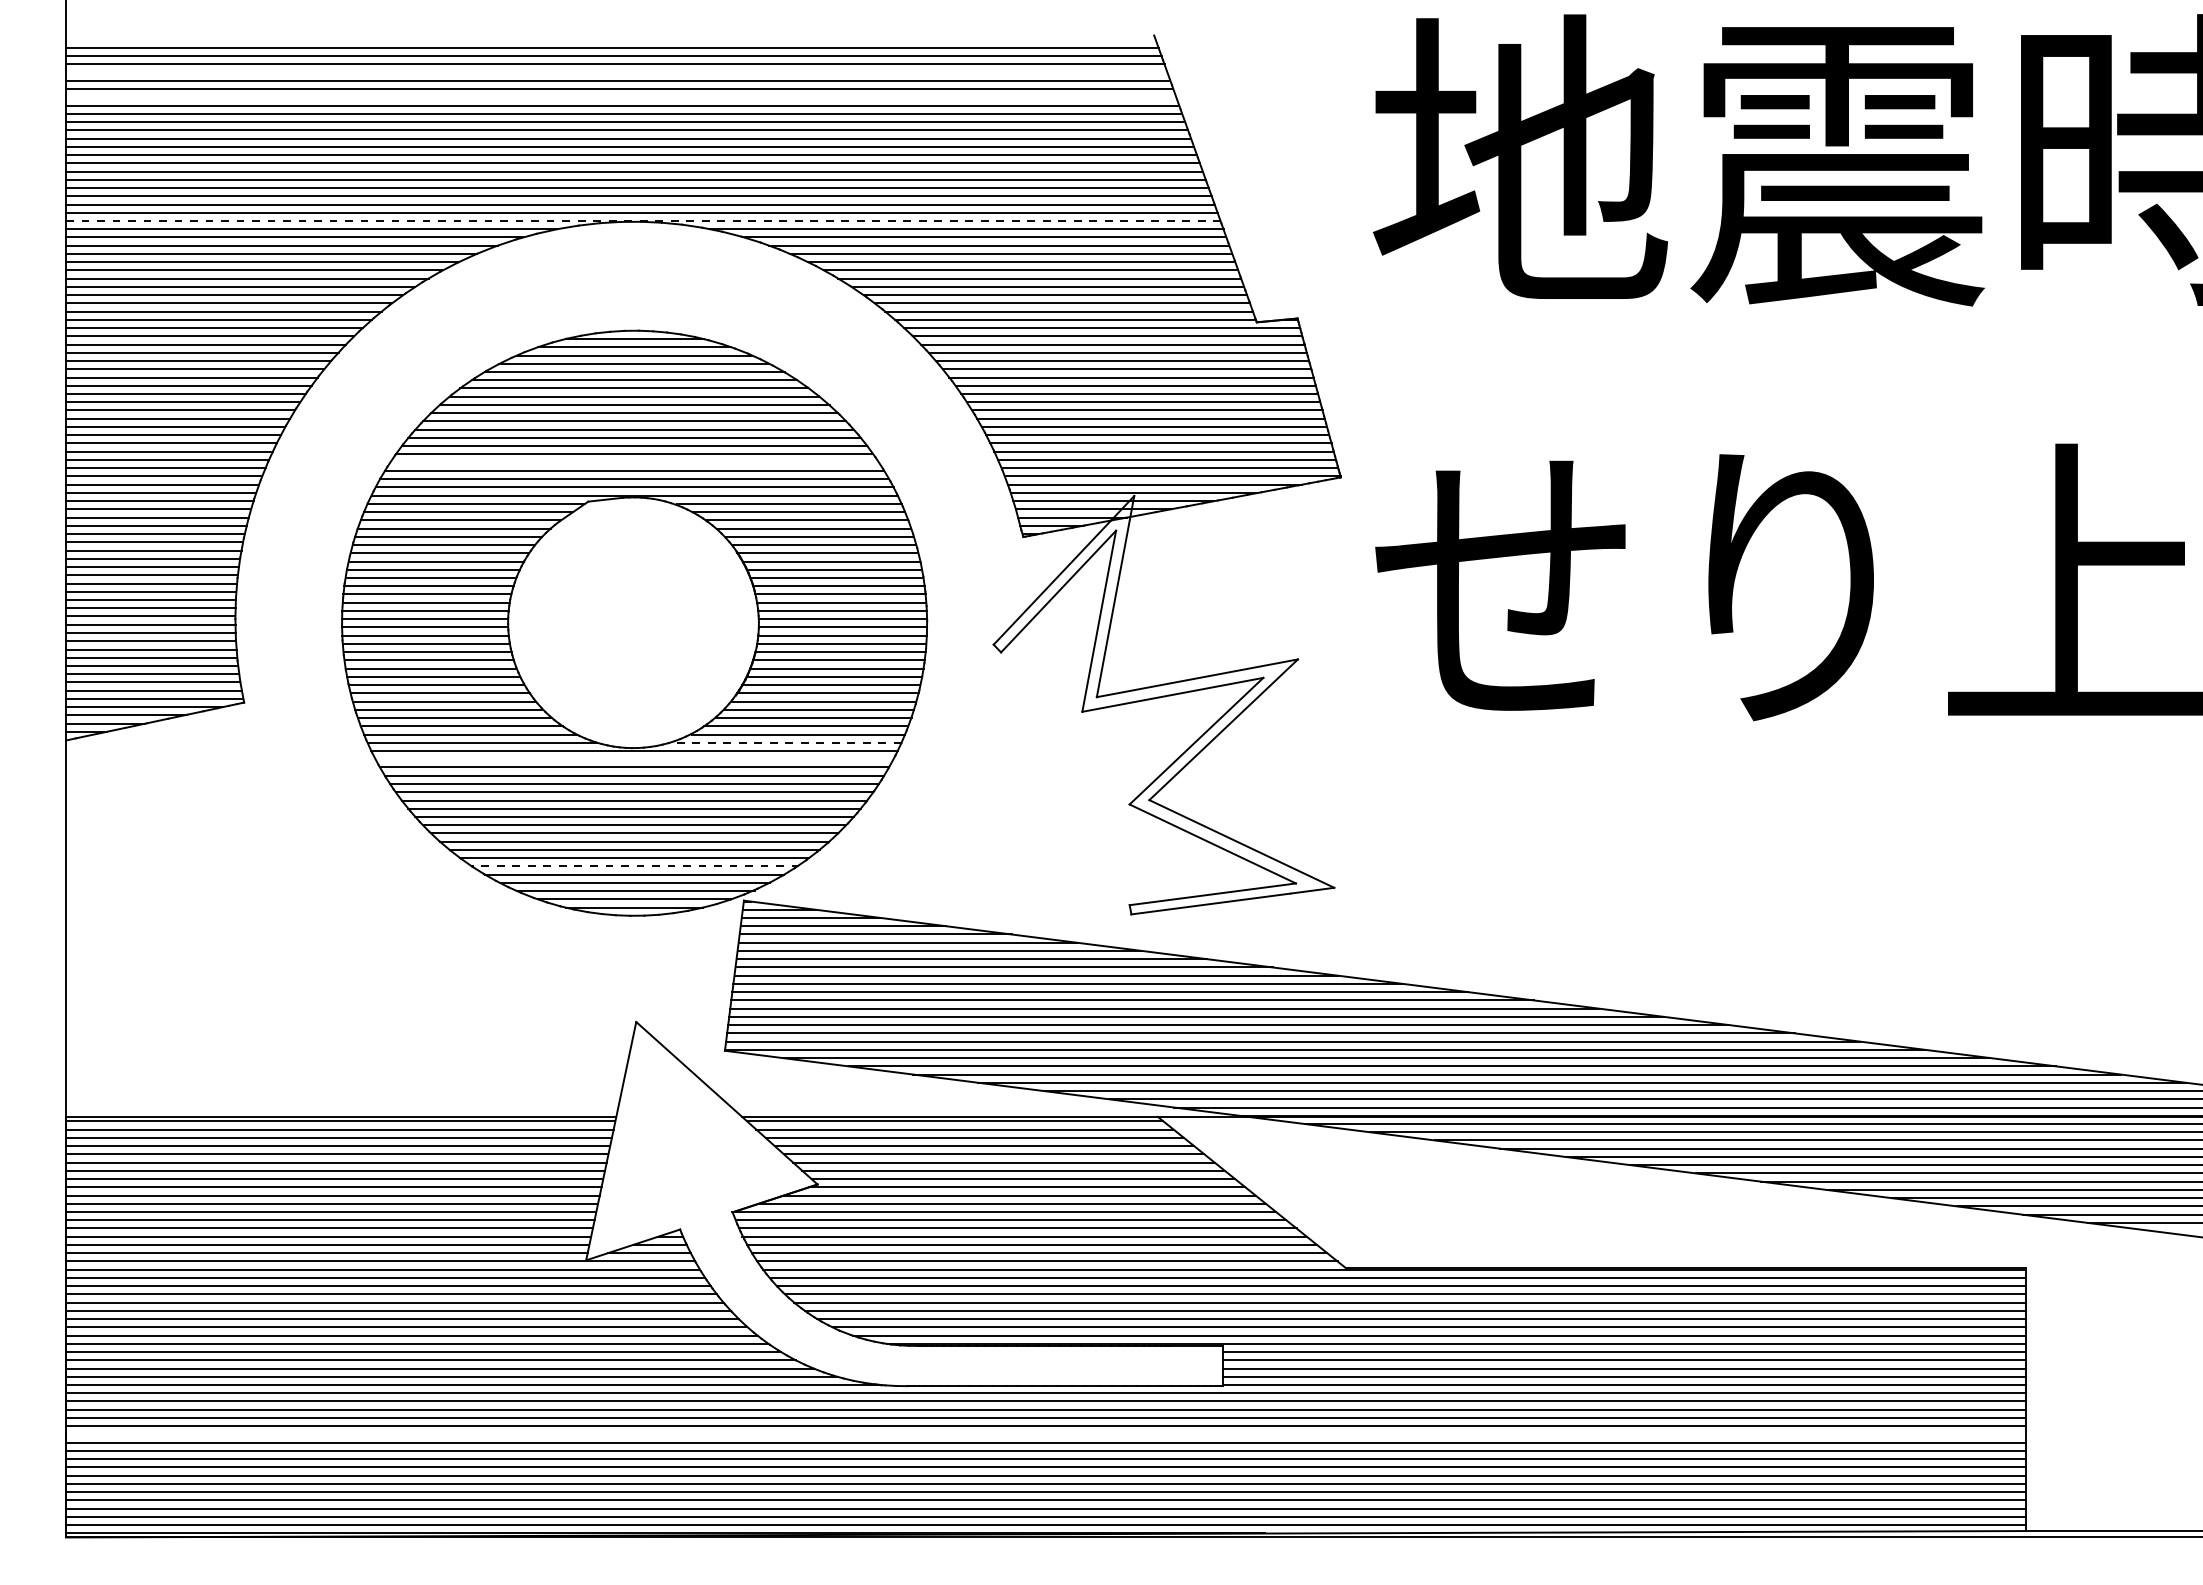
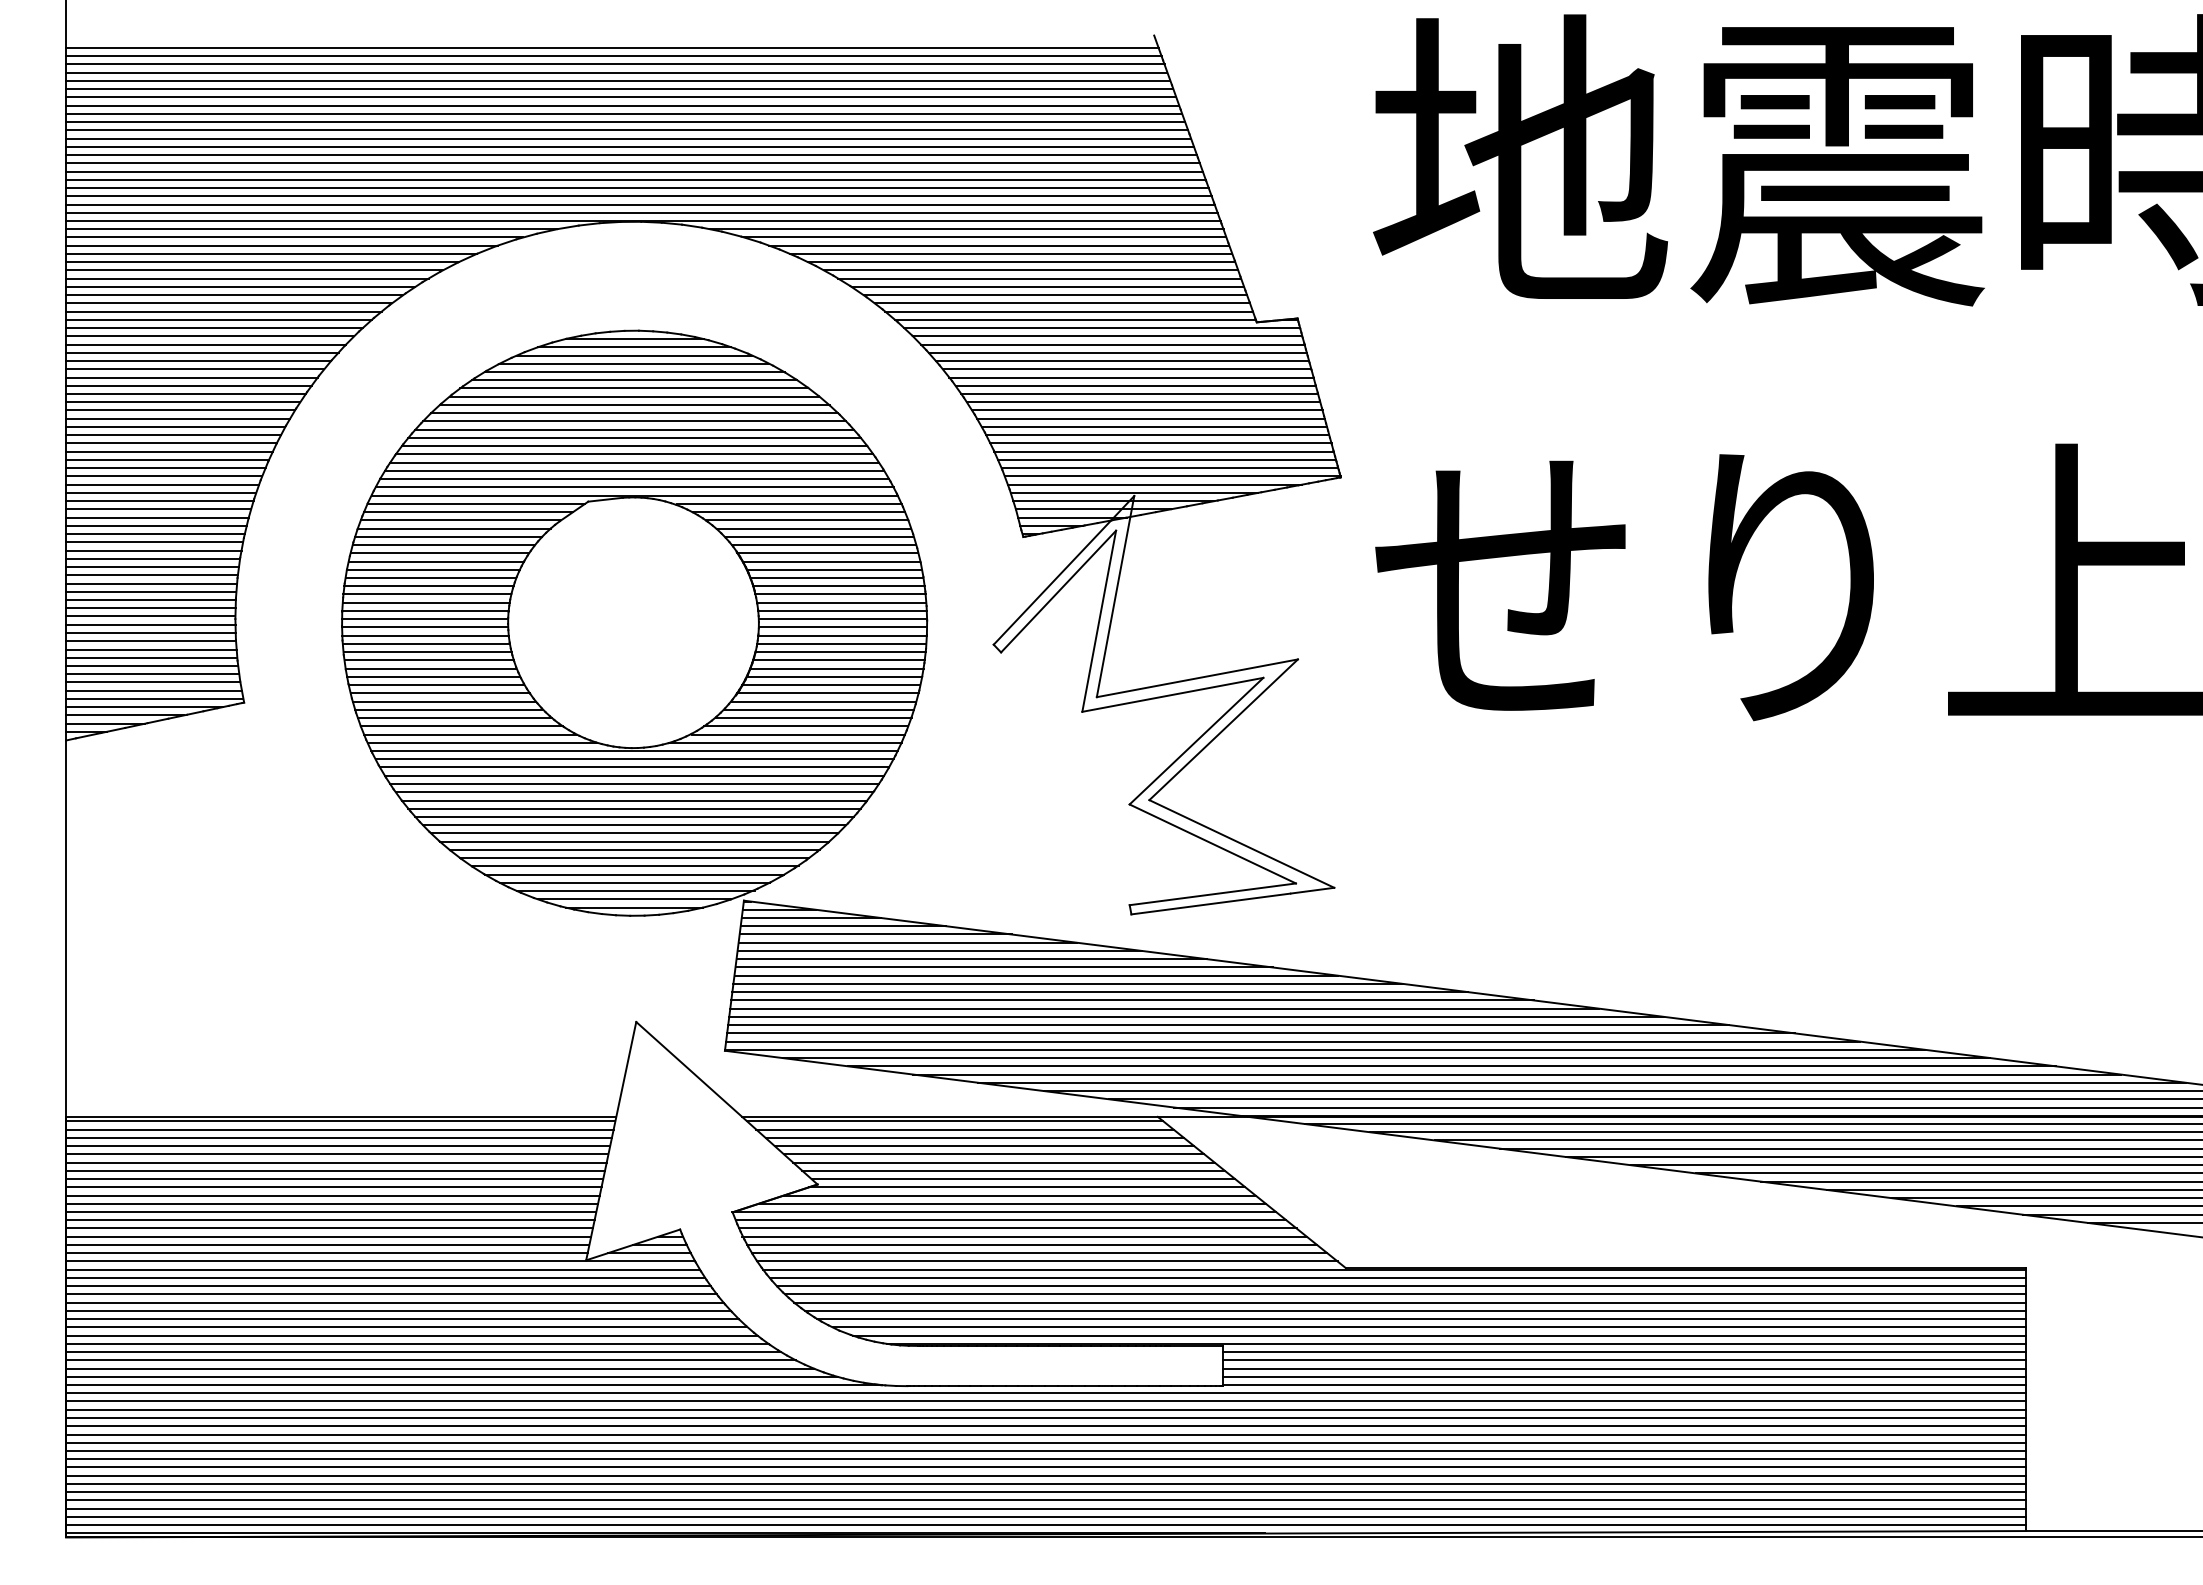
line: none -> present (616, 72)
line: none -> present (621, 97)
line: dashed -> solid (643, 221)
line: none -> present (634, 462)
line: dashed -> solid (784, 742)
line: none -> present (634, 759)
line: dashed -> solid (635, 866)
line: none -> present (1046, 1434)
